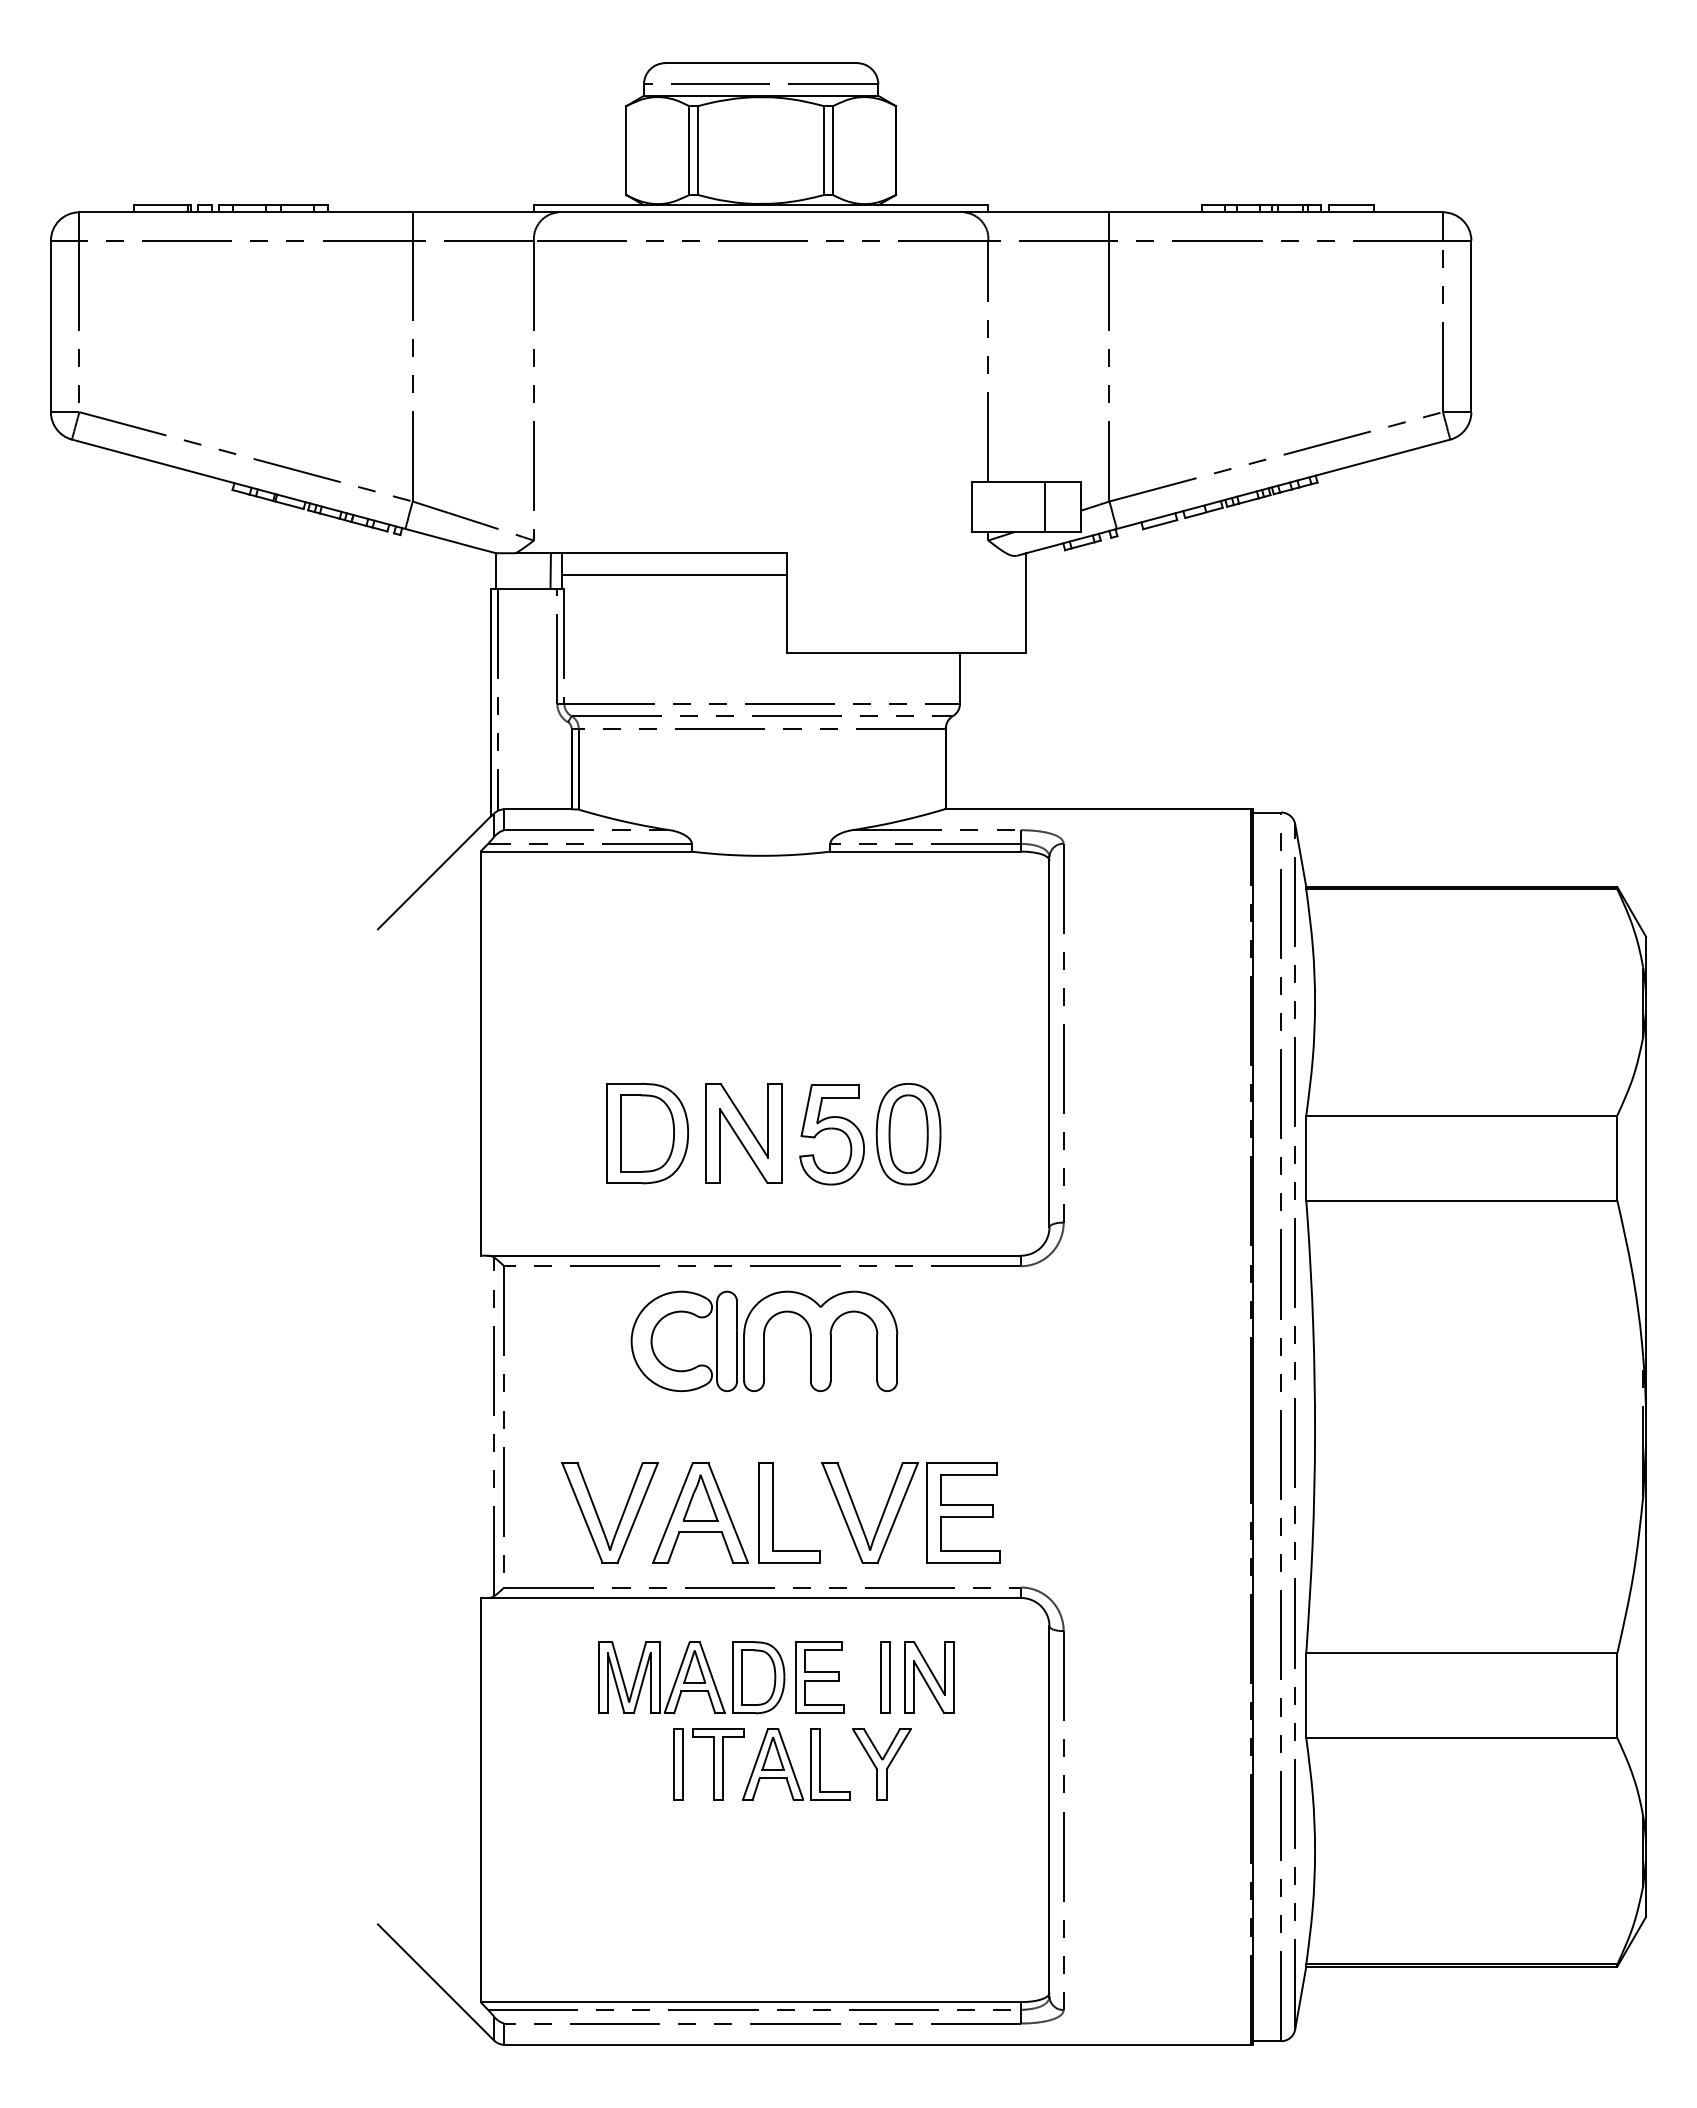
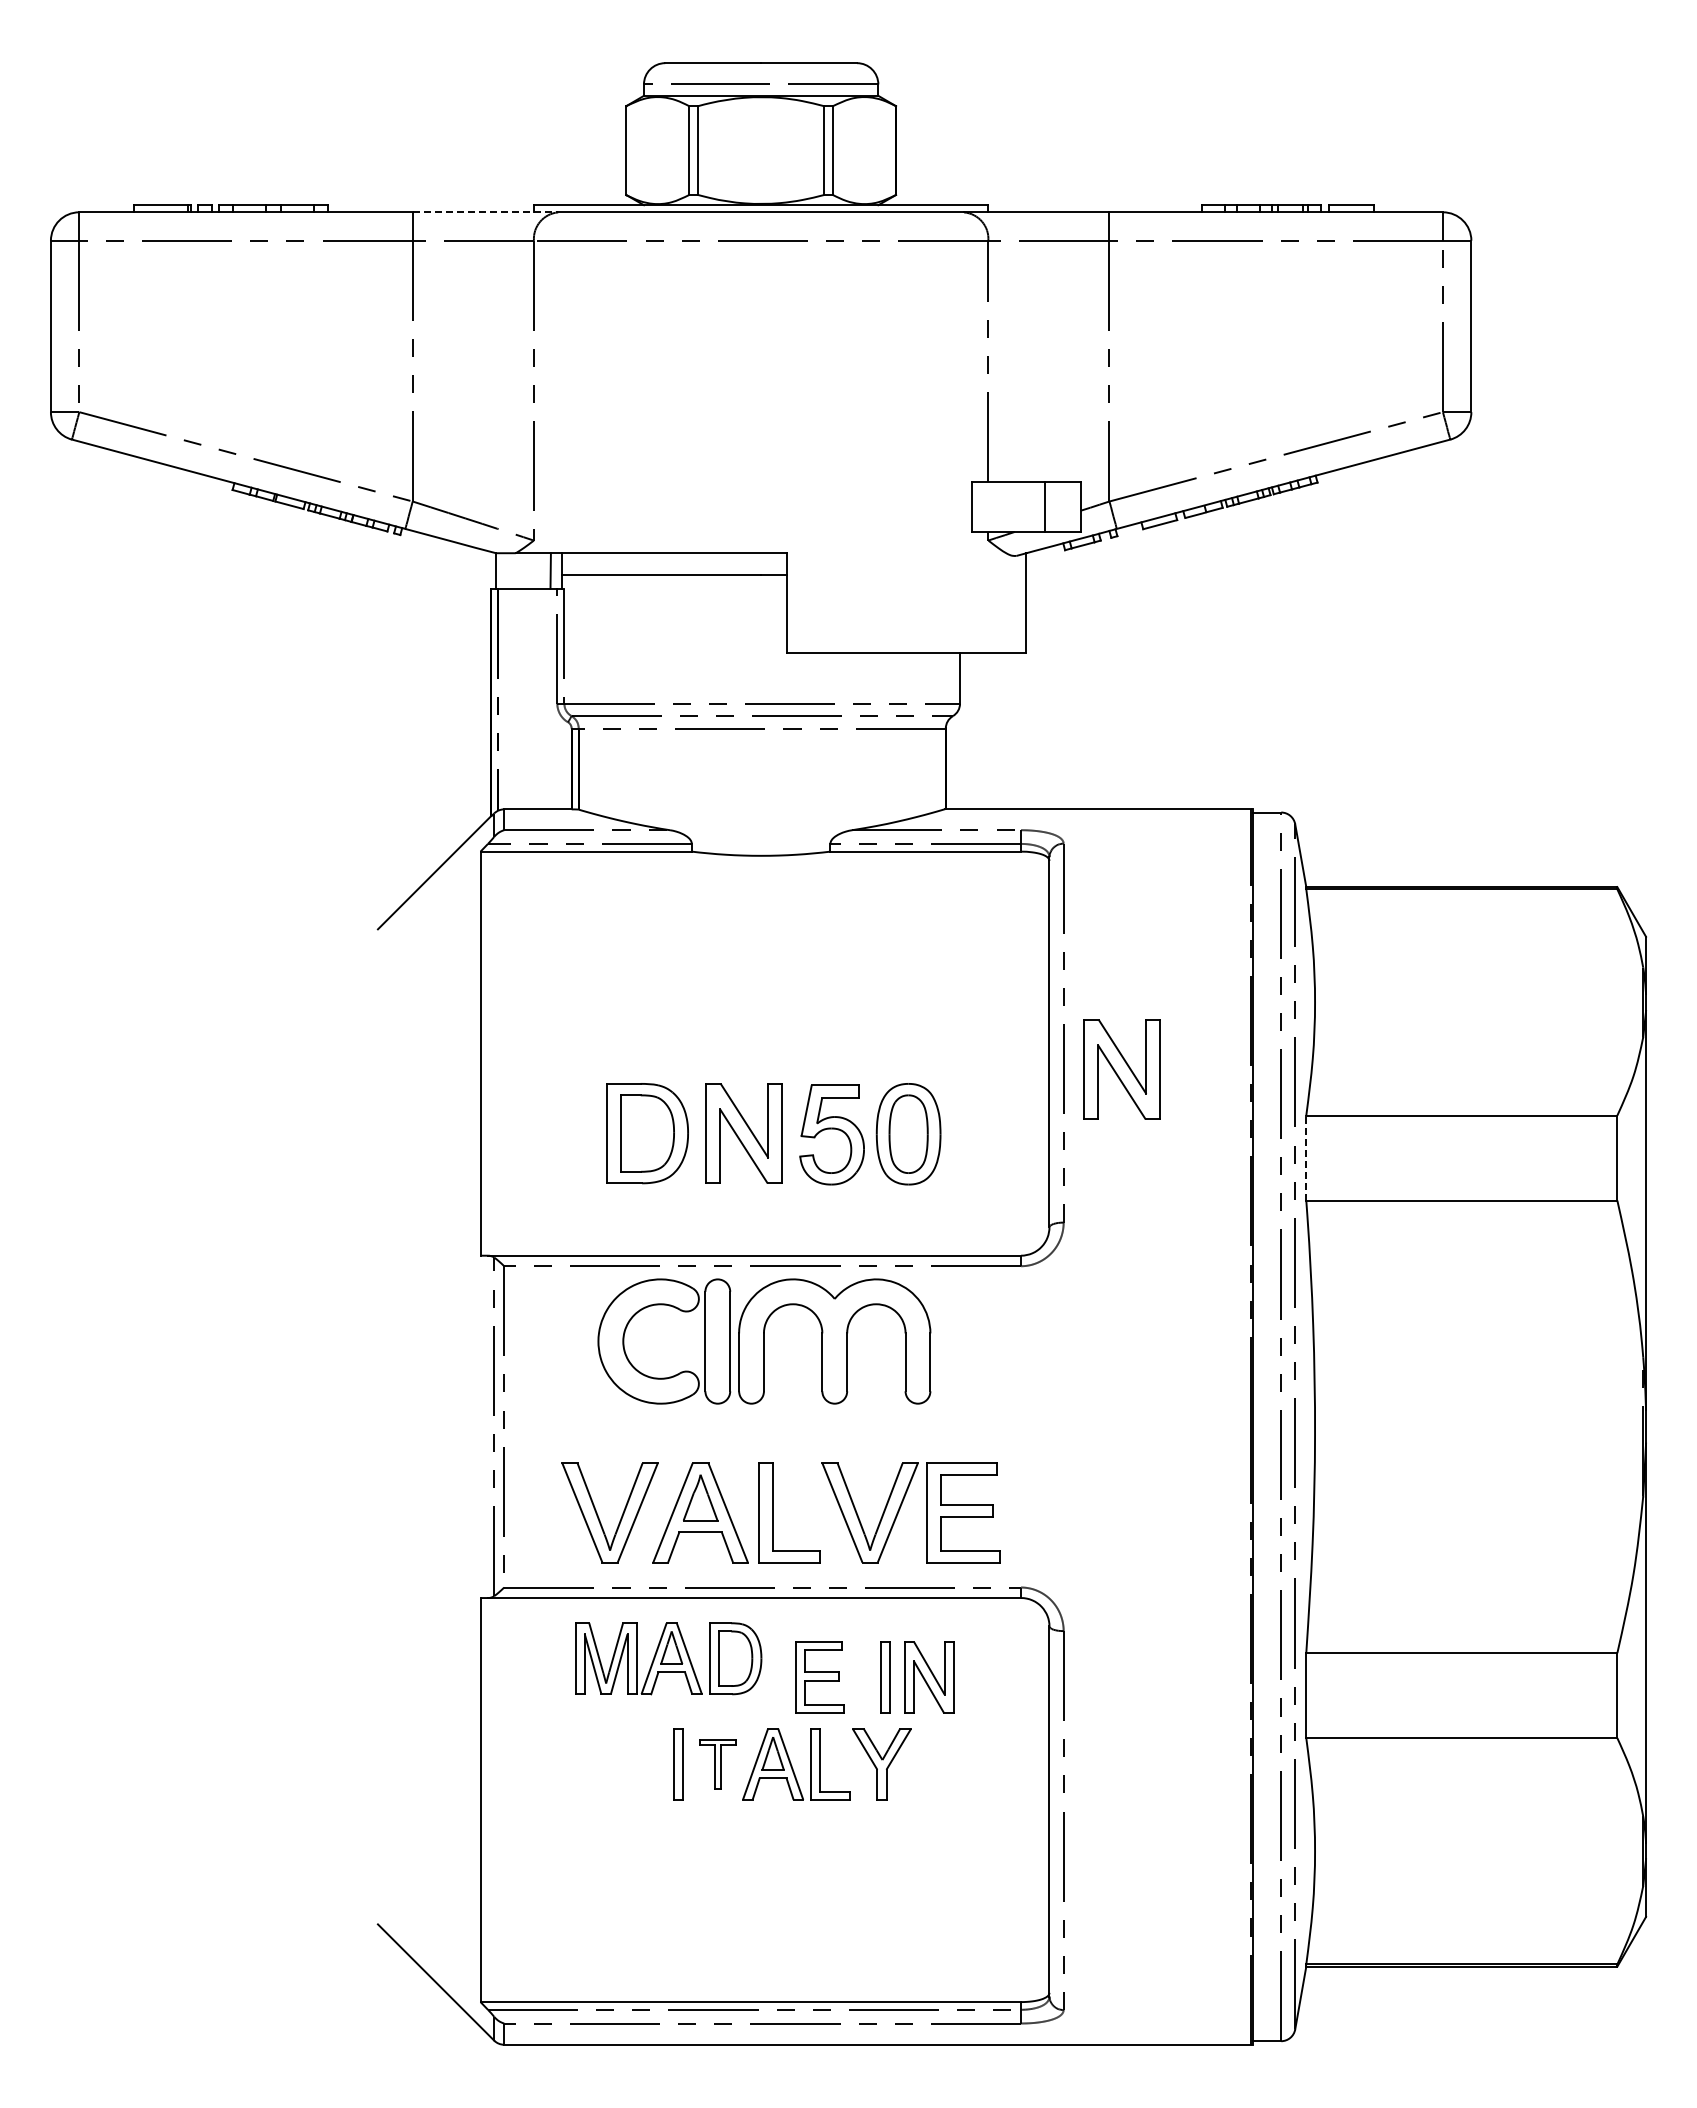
line: solid -> dashed (485, 212)
part: none -> present (1121, 1069)
line: solid -> dashed (1306, 1157)
part size: 269x102 px -> 335x127 px (764, 1341)
part position: (691, 1677) -> (668, 1658) (668, 1658)
part size: 53x73 px -> 38x51 px (717, 1764)
